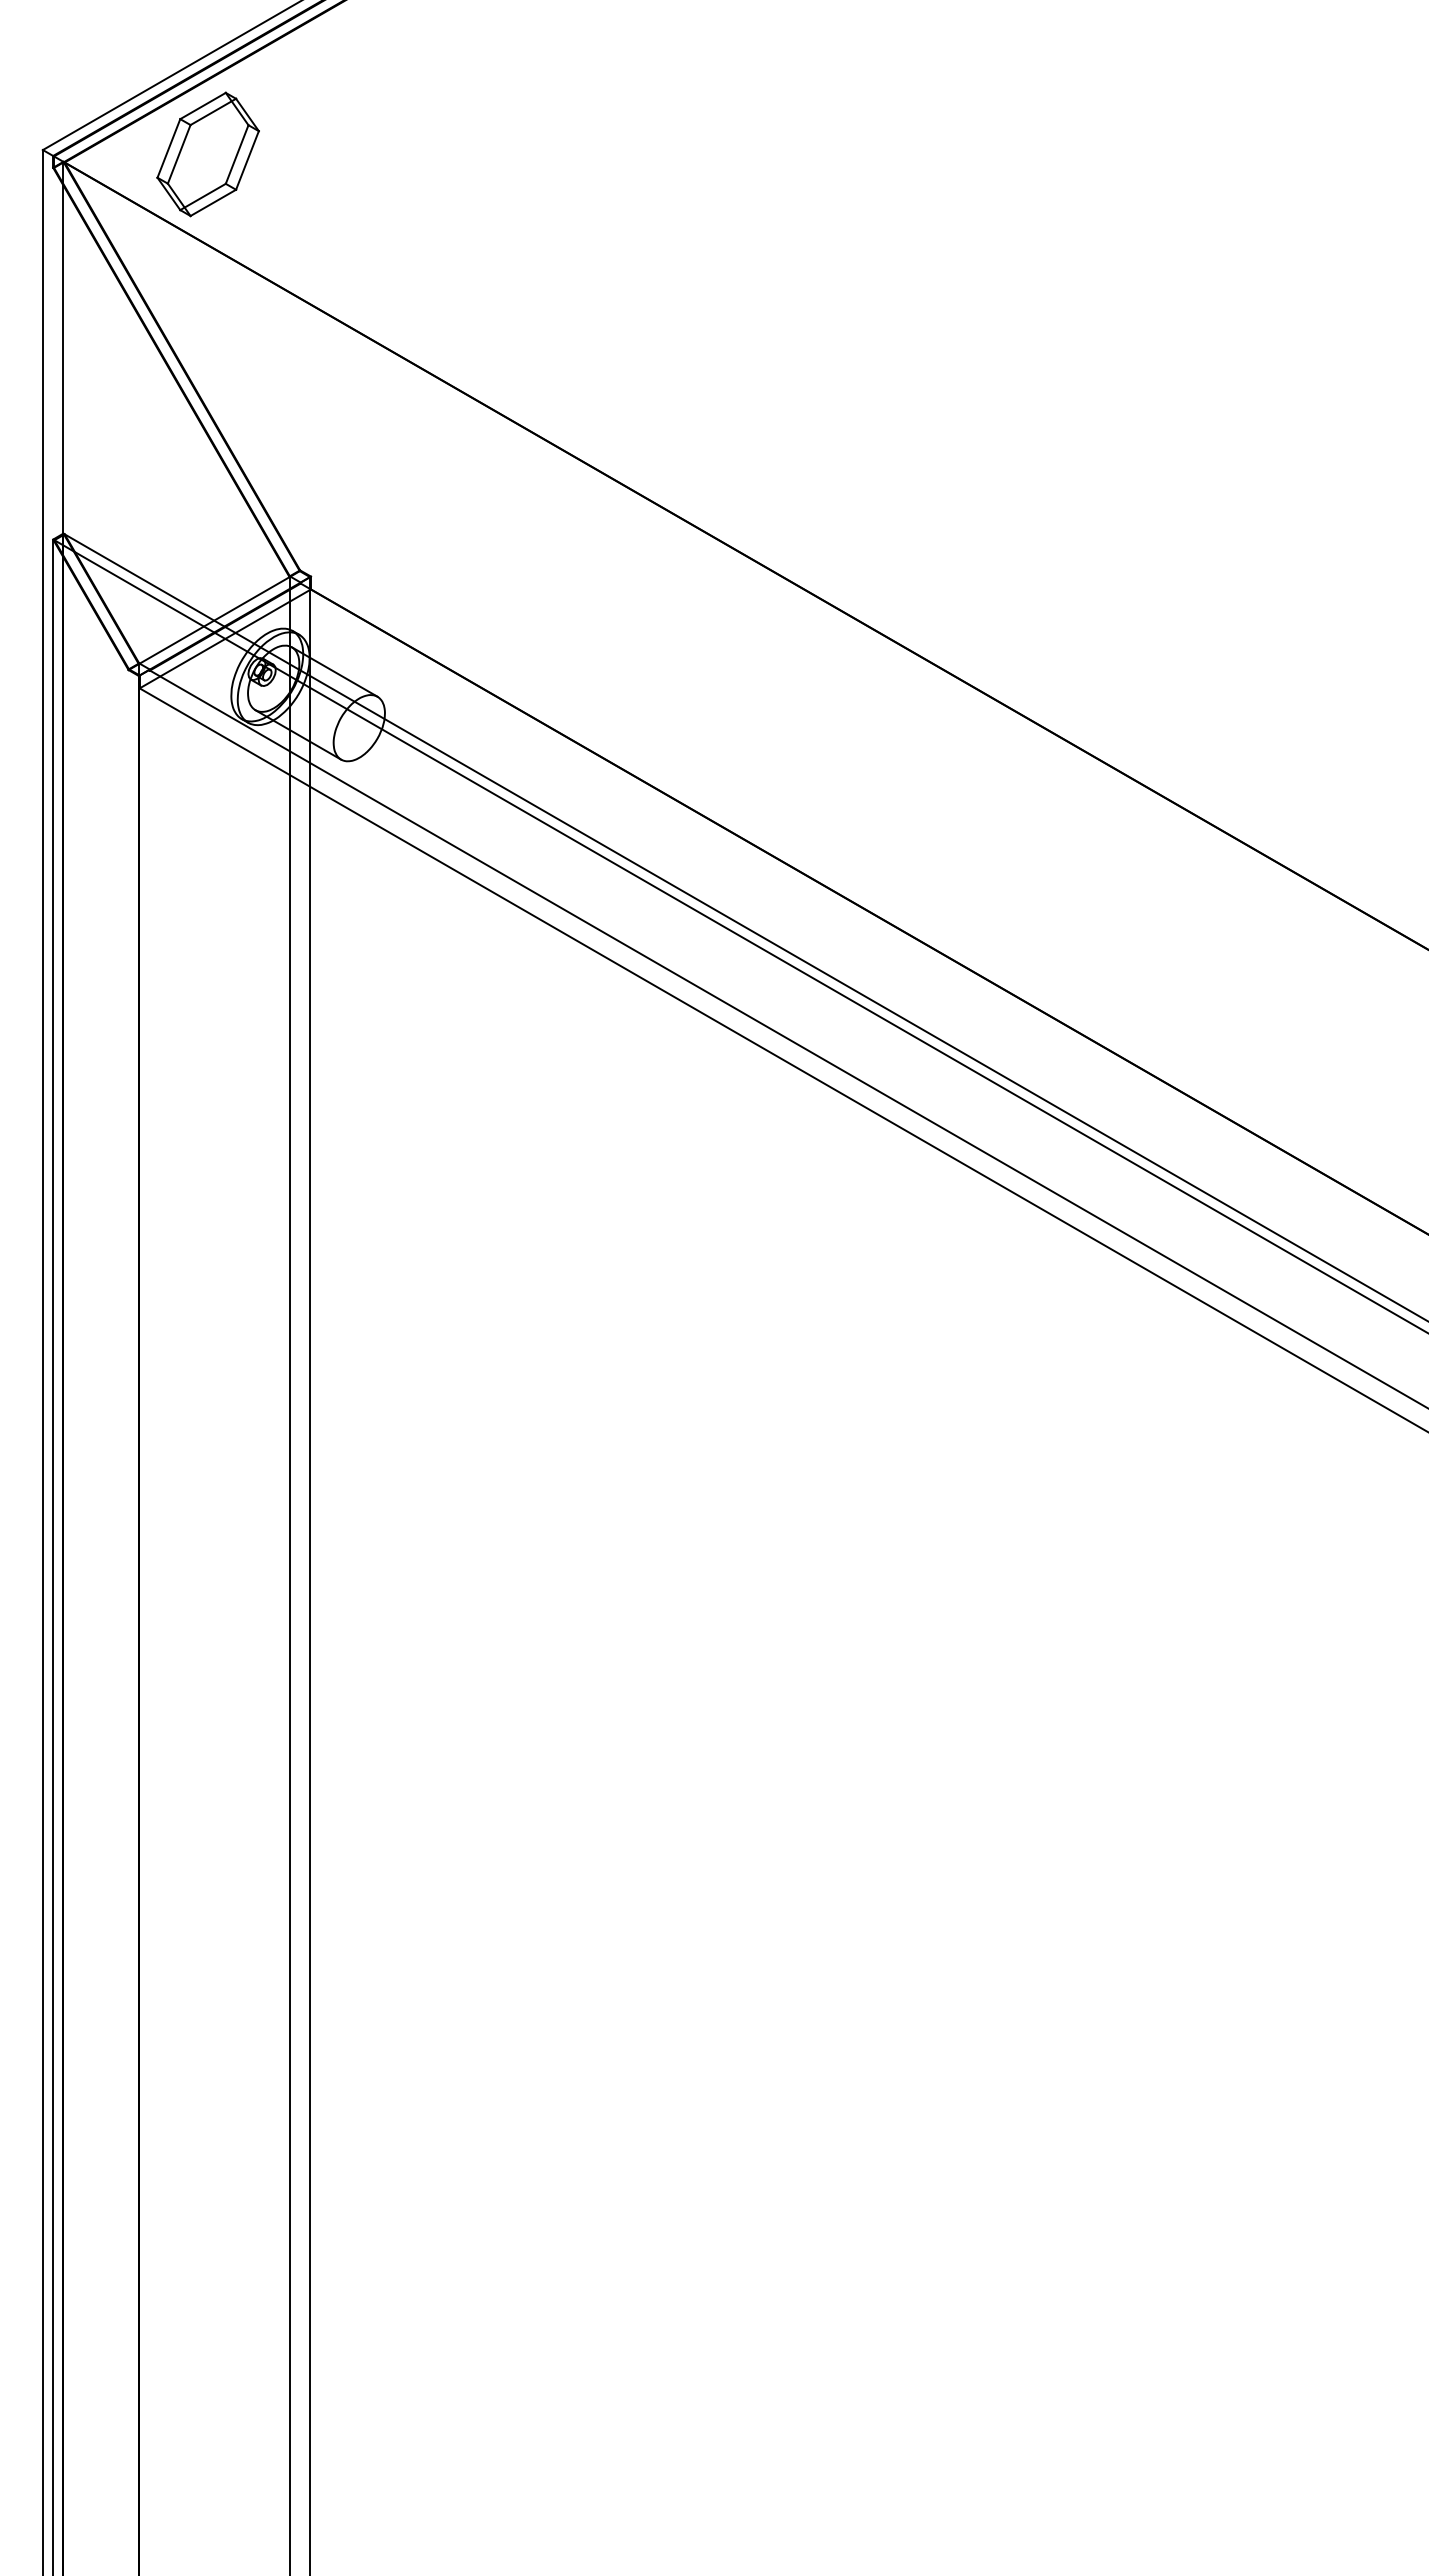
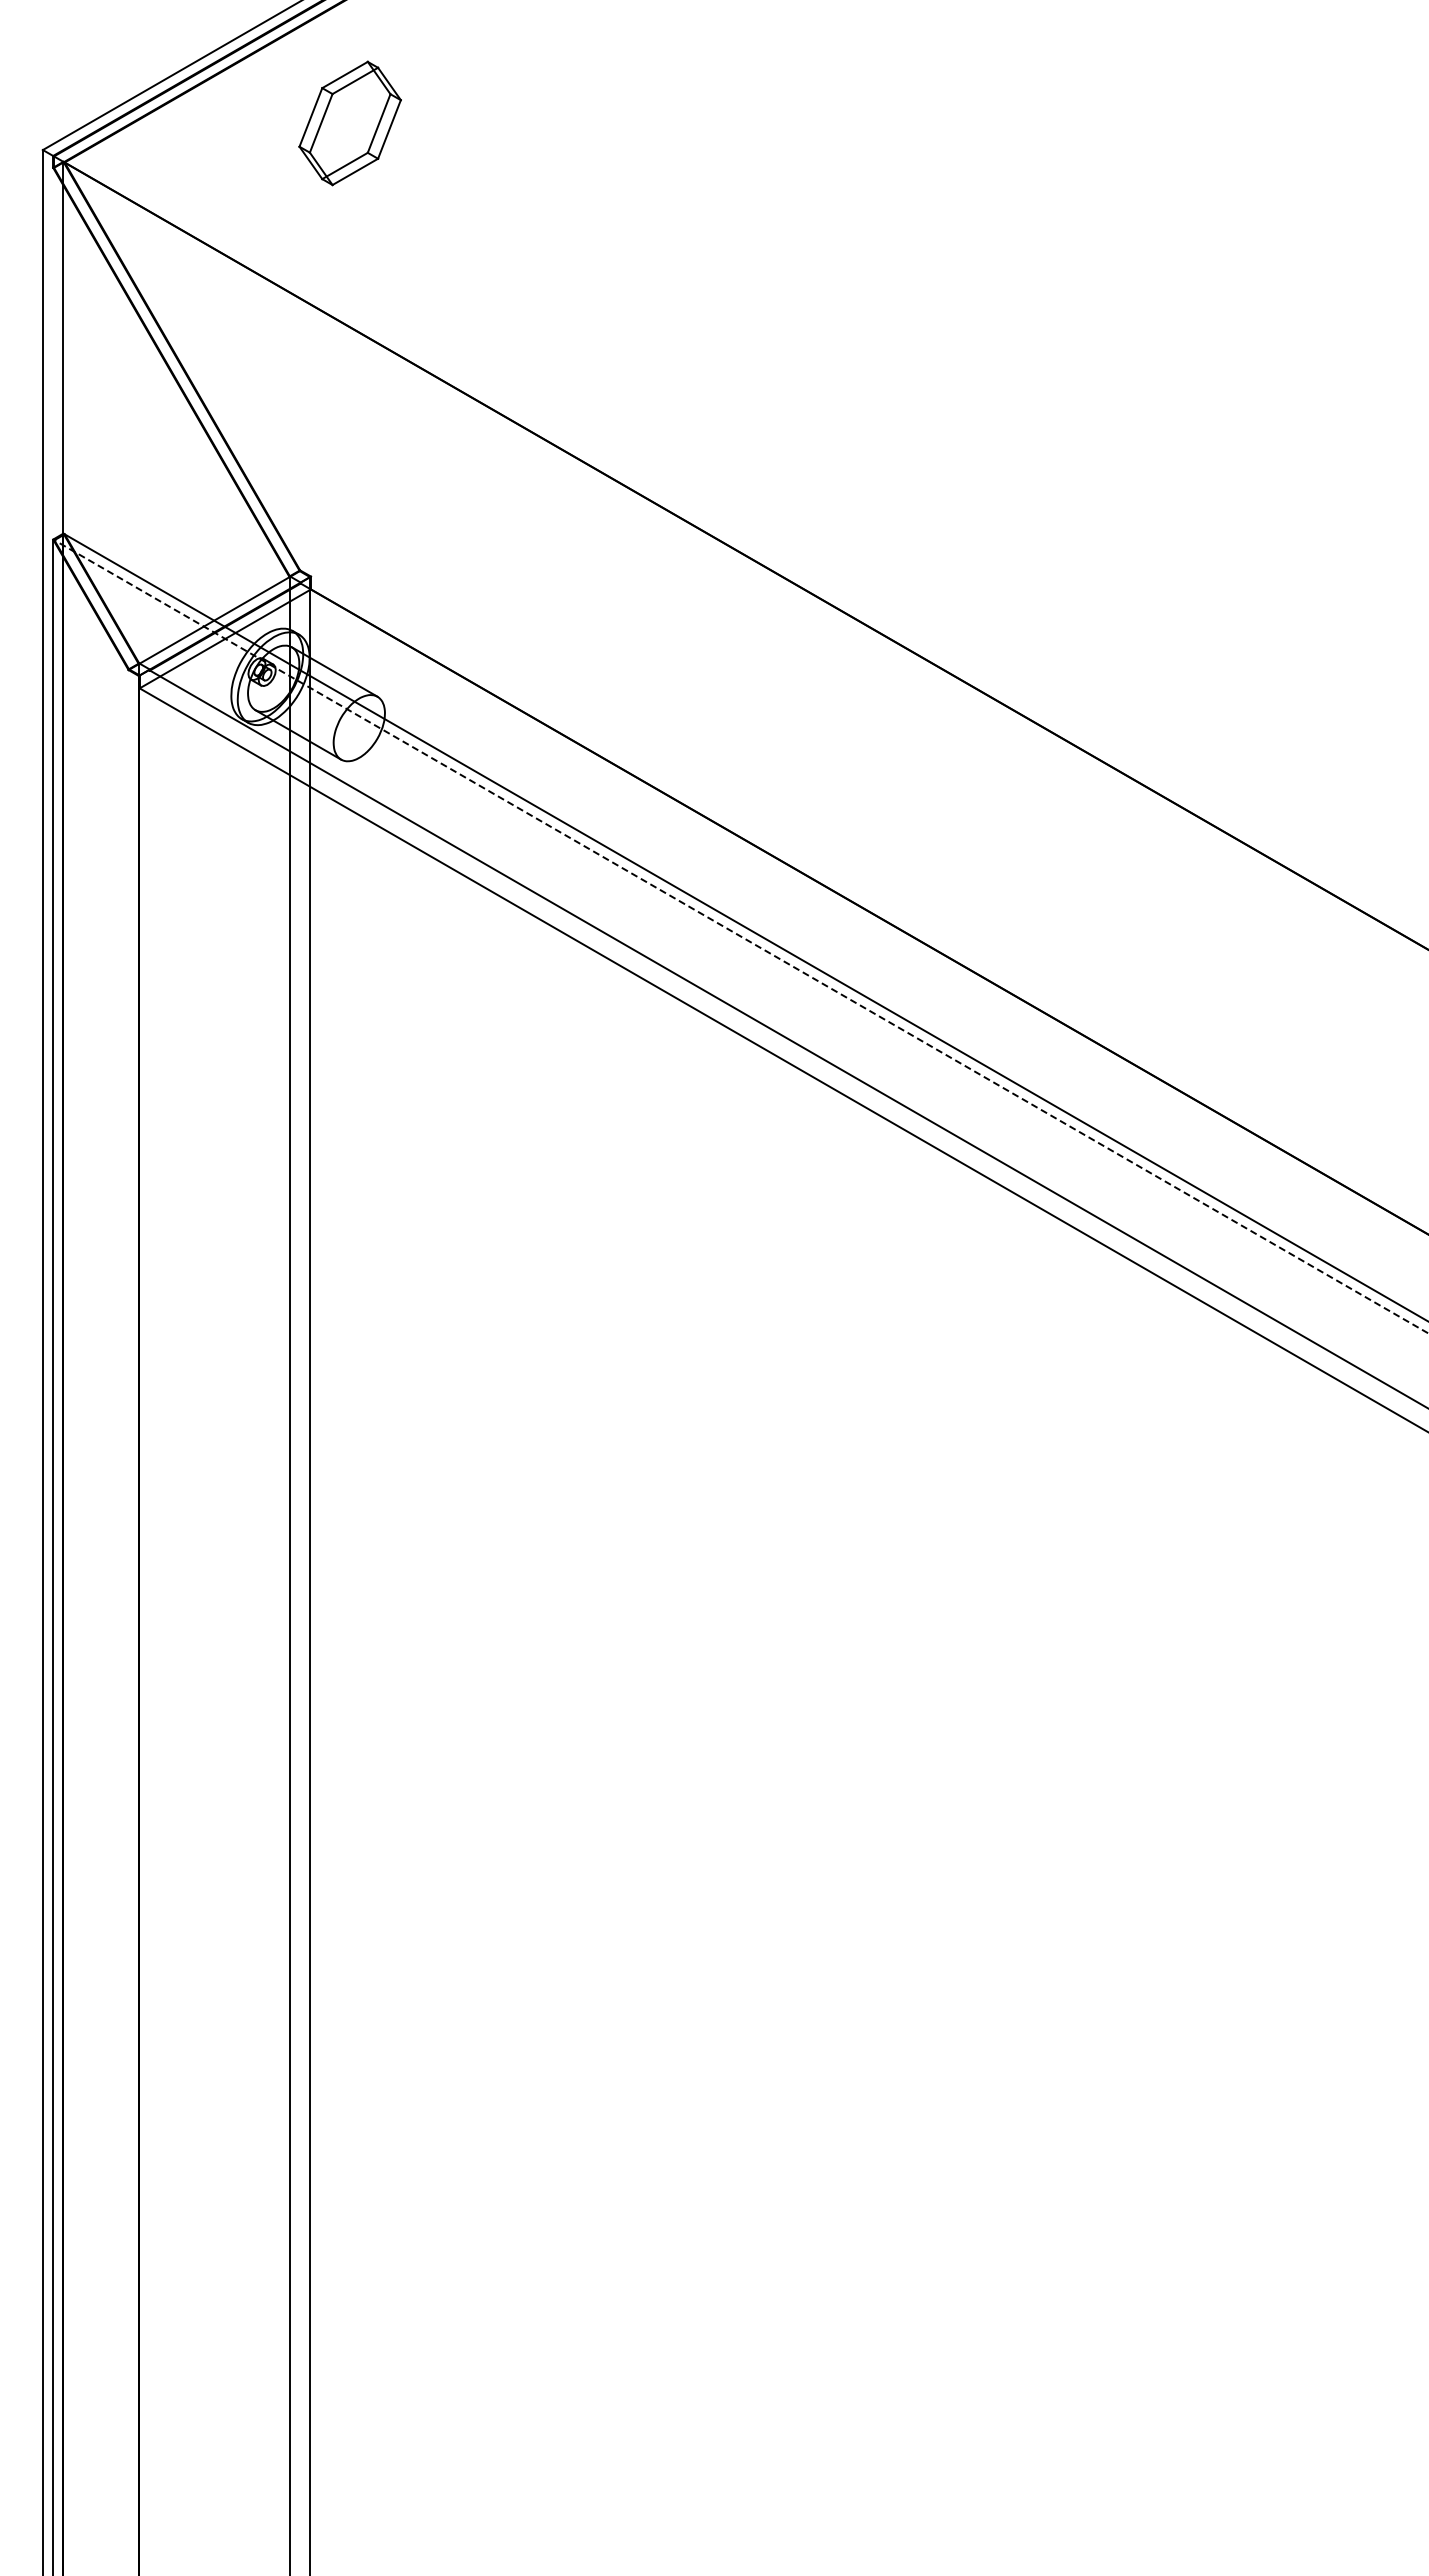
part position: (207, 154) -> (349, 123) (349, 123)
line: solid -> dashed (741, 936)
